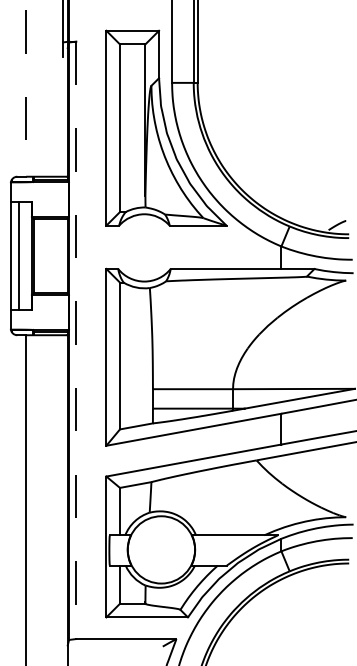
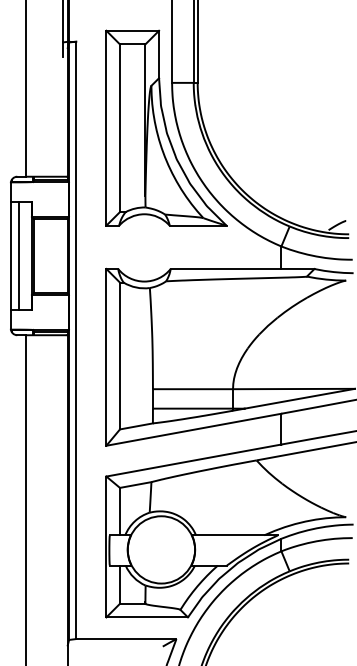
line: dashed -> solid (26, 88)
line: dashed -> solid (76, 340)
